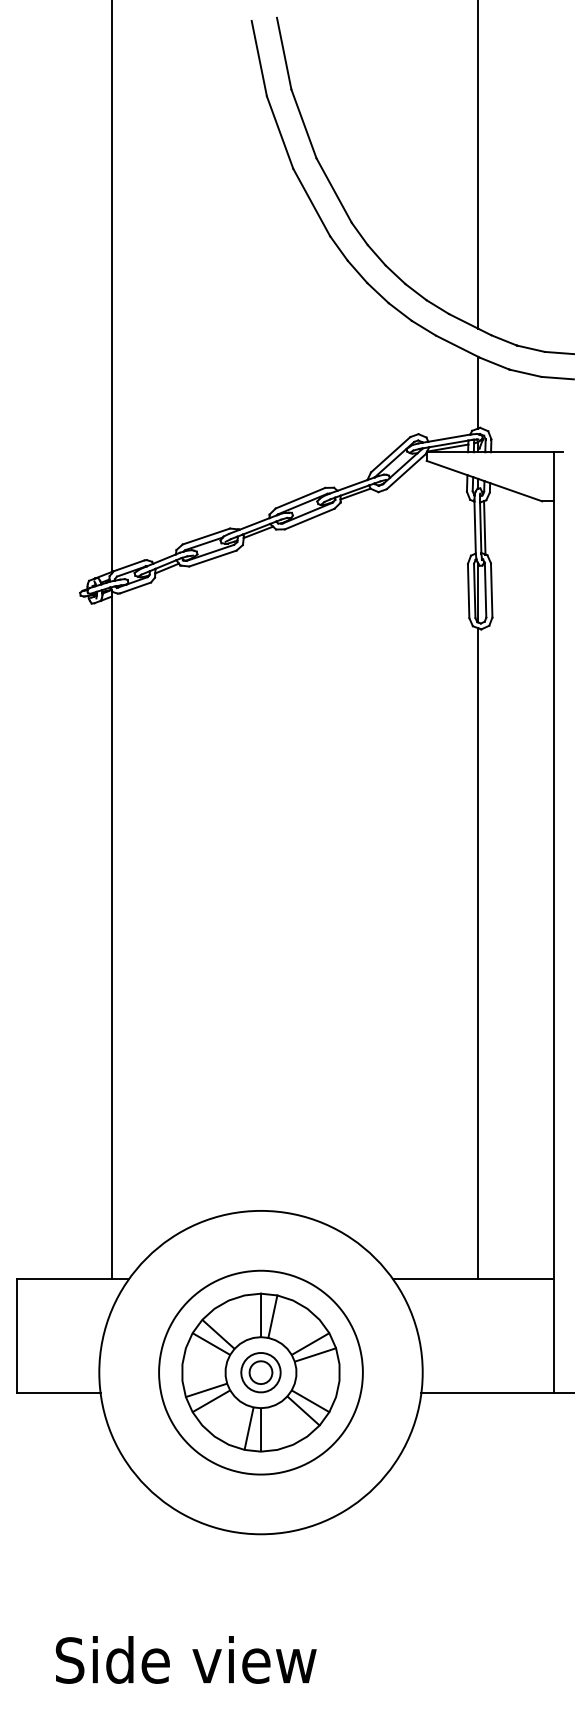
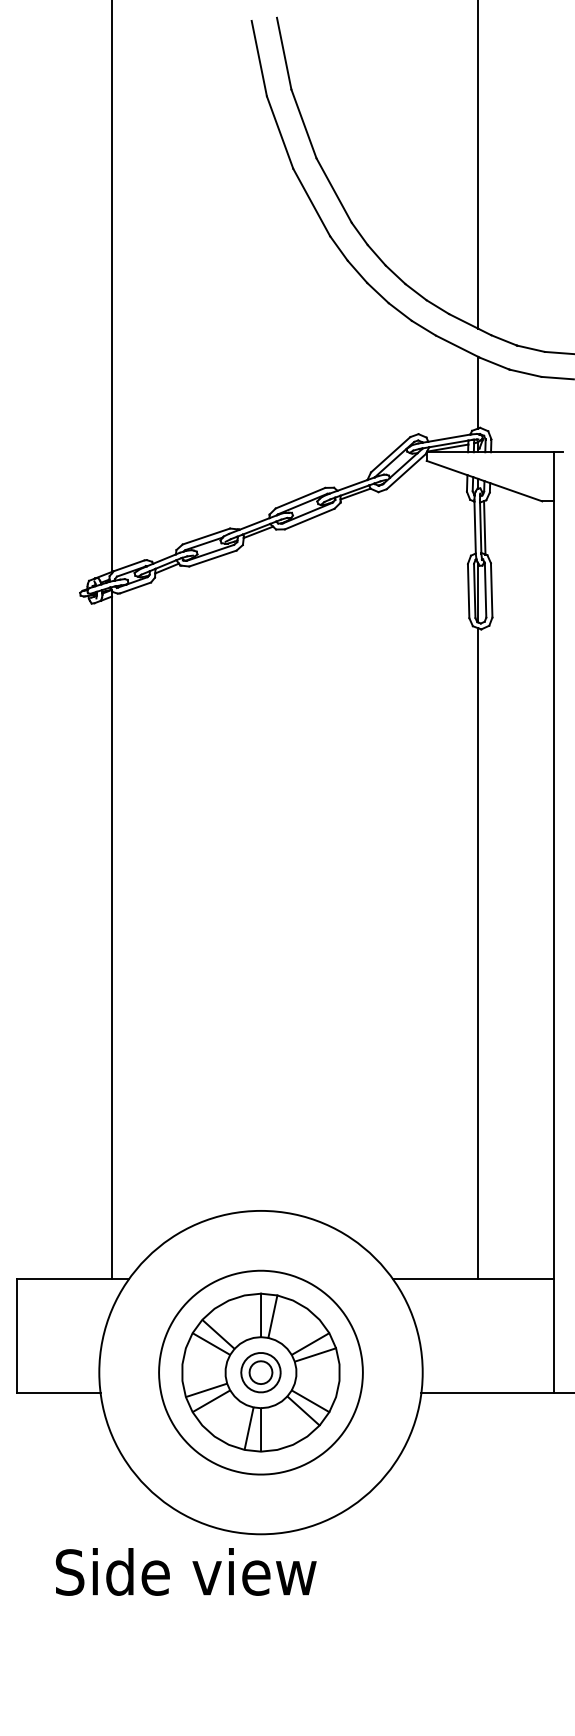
text position: (185, 1659) -> (185, 1571) (185, 1571)
